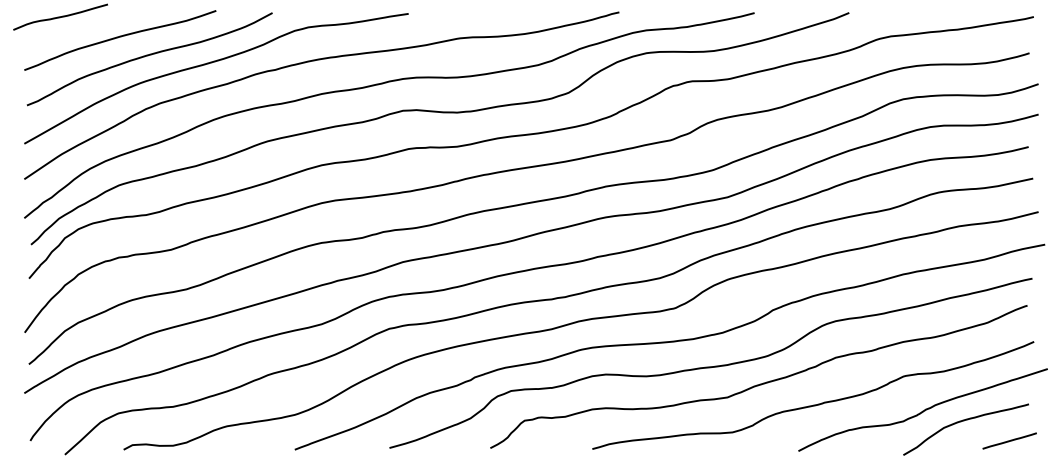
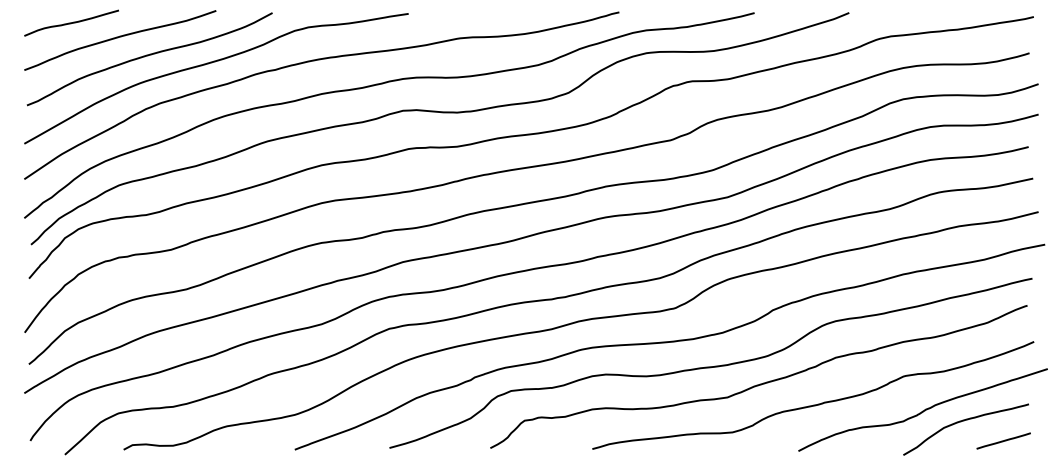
curve position: (60, 16) -> (71, 22) (71, 22)
line position: (1009, 440) -> (1003, 440) (1003, 440)
